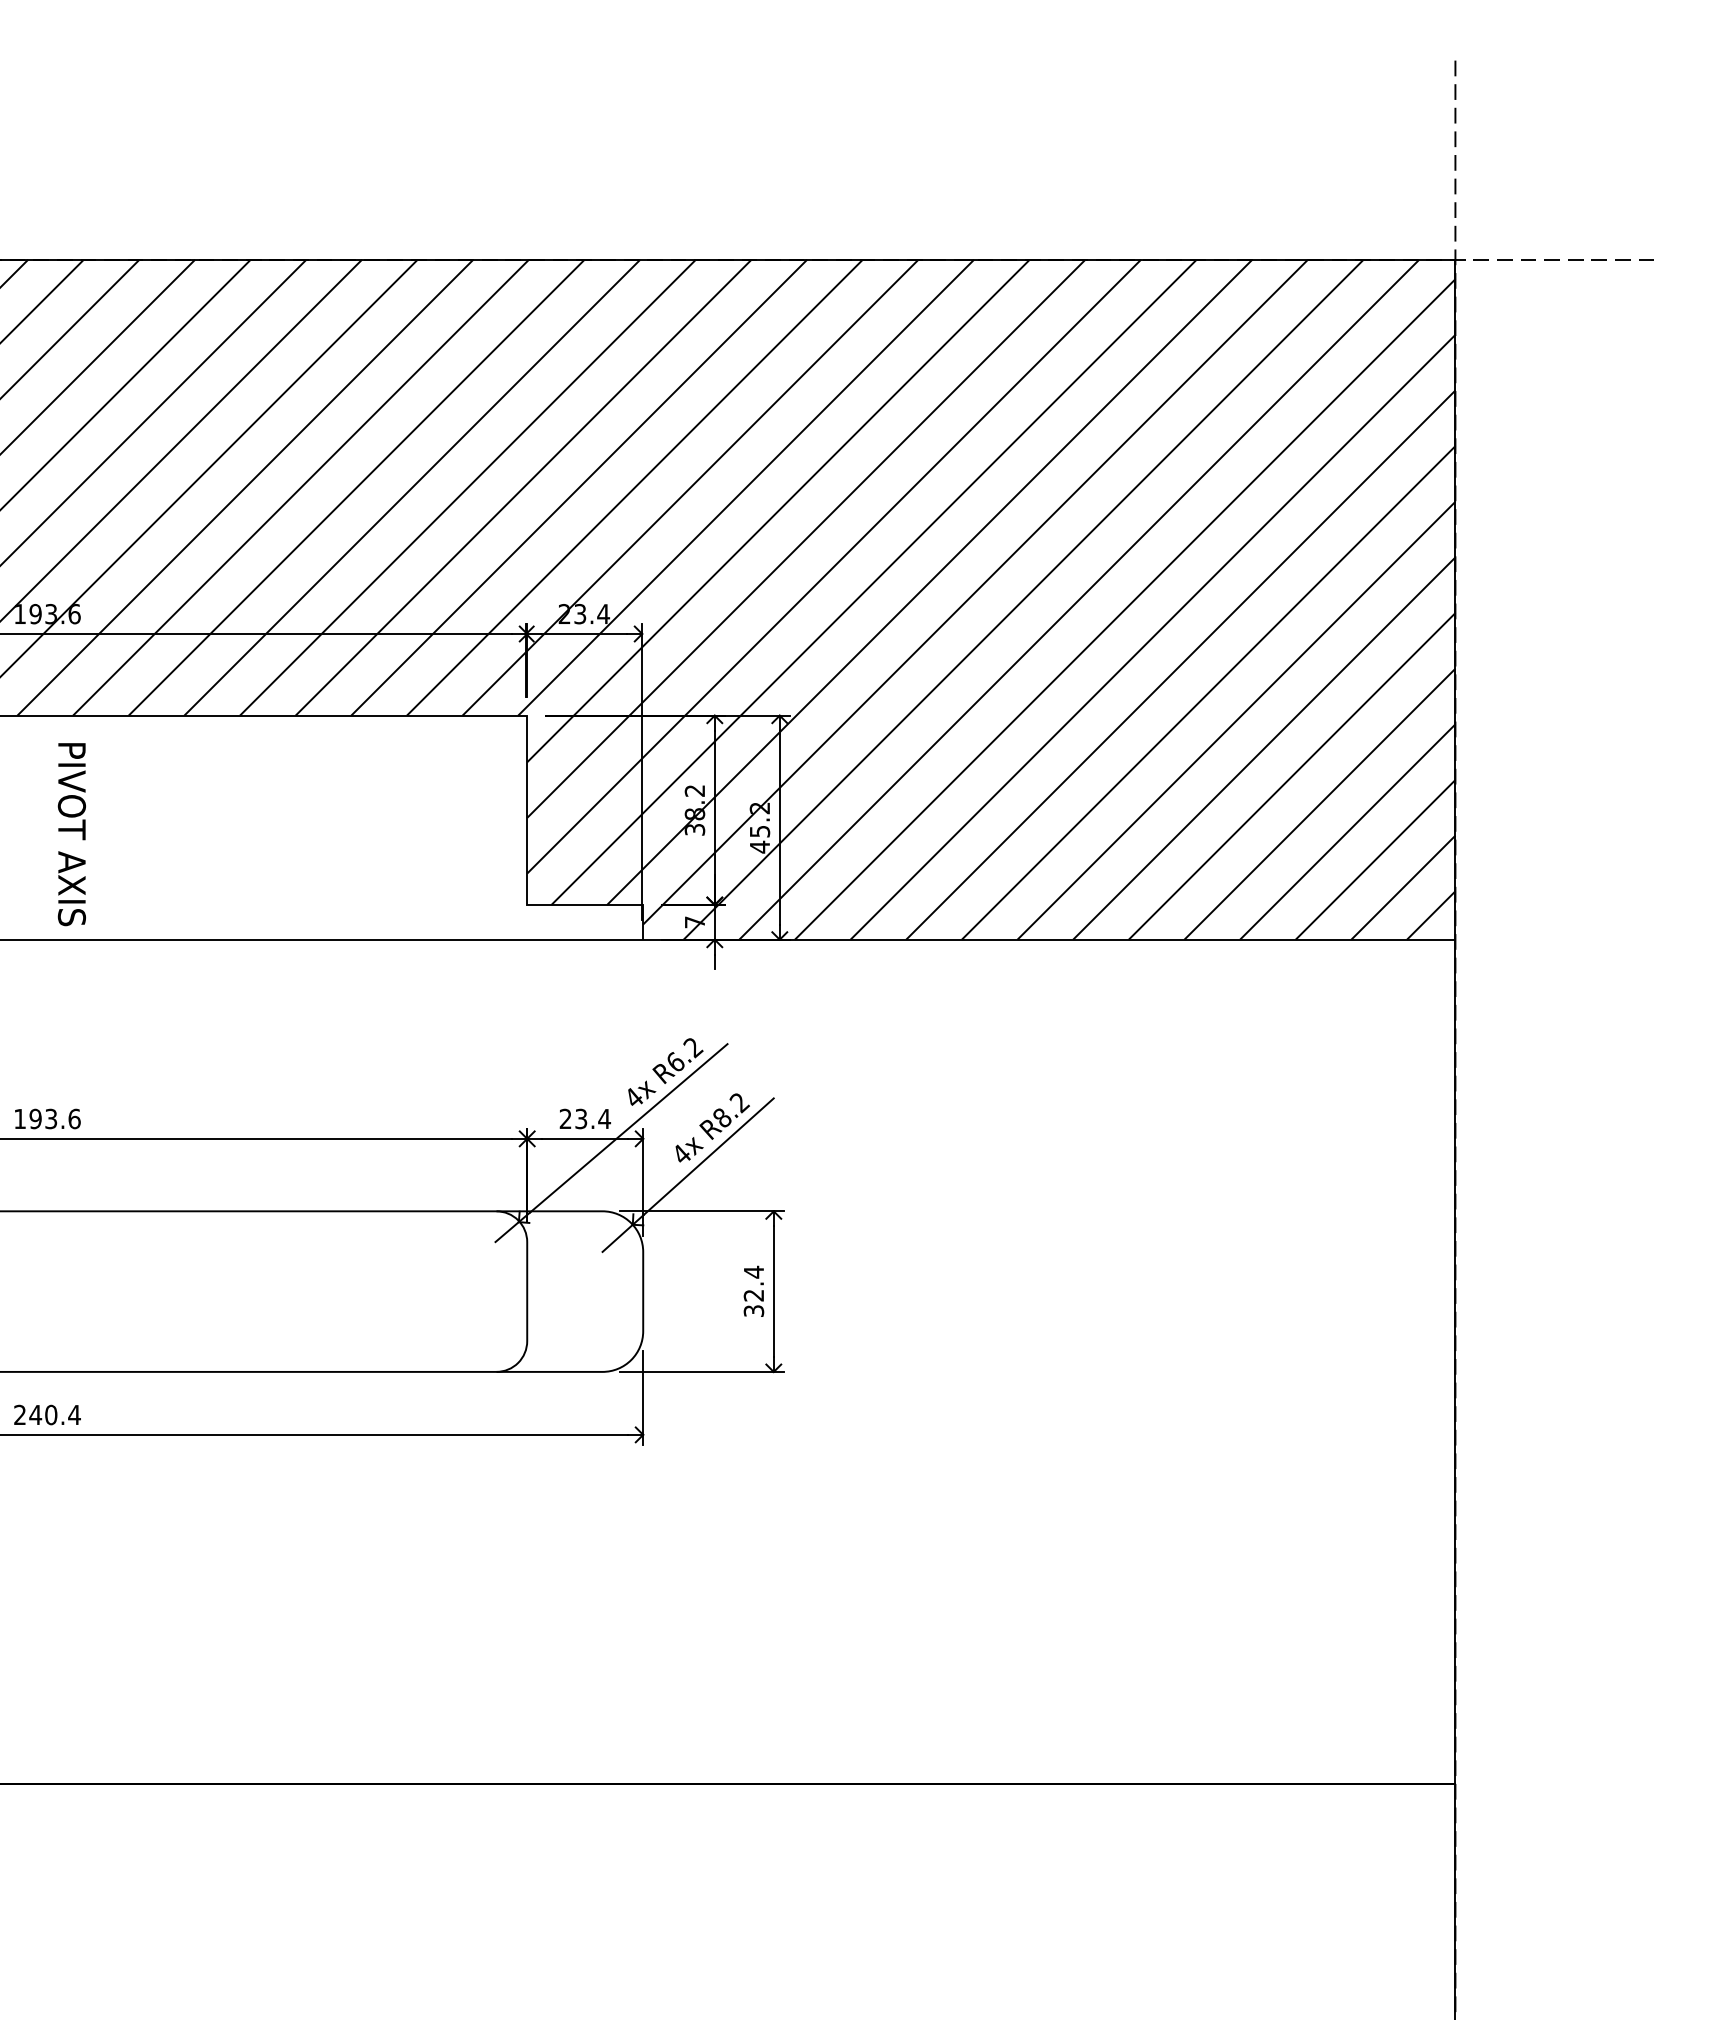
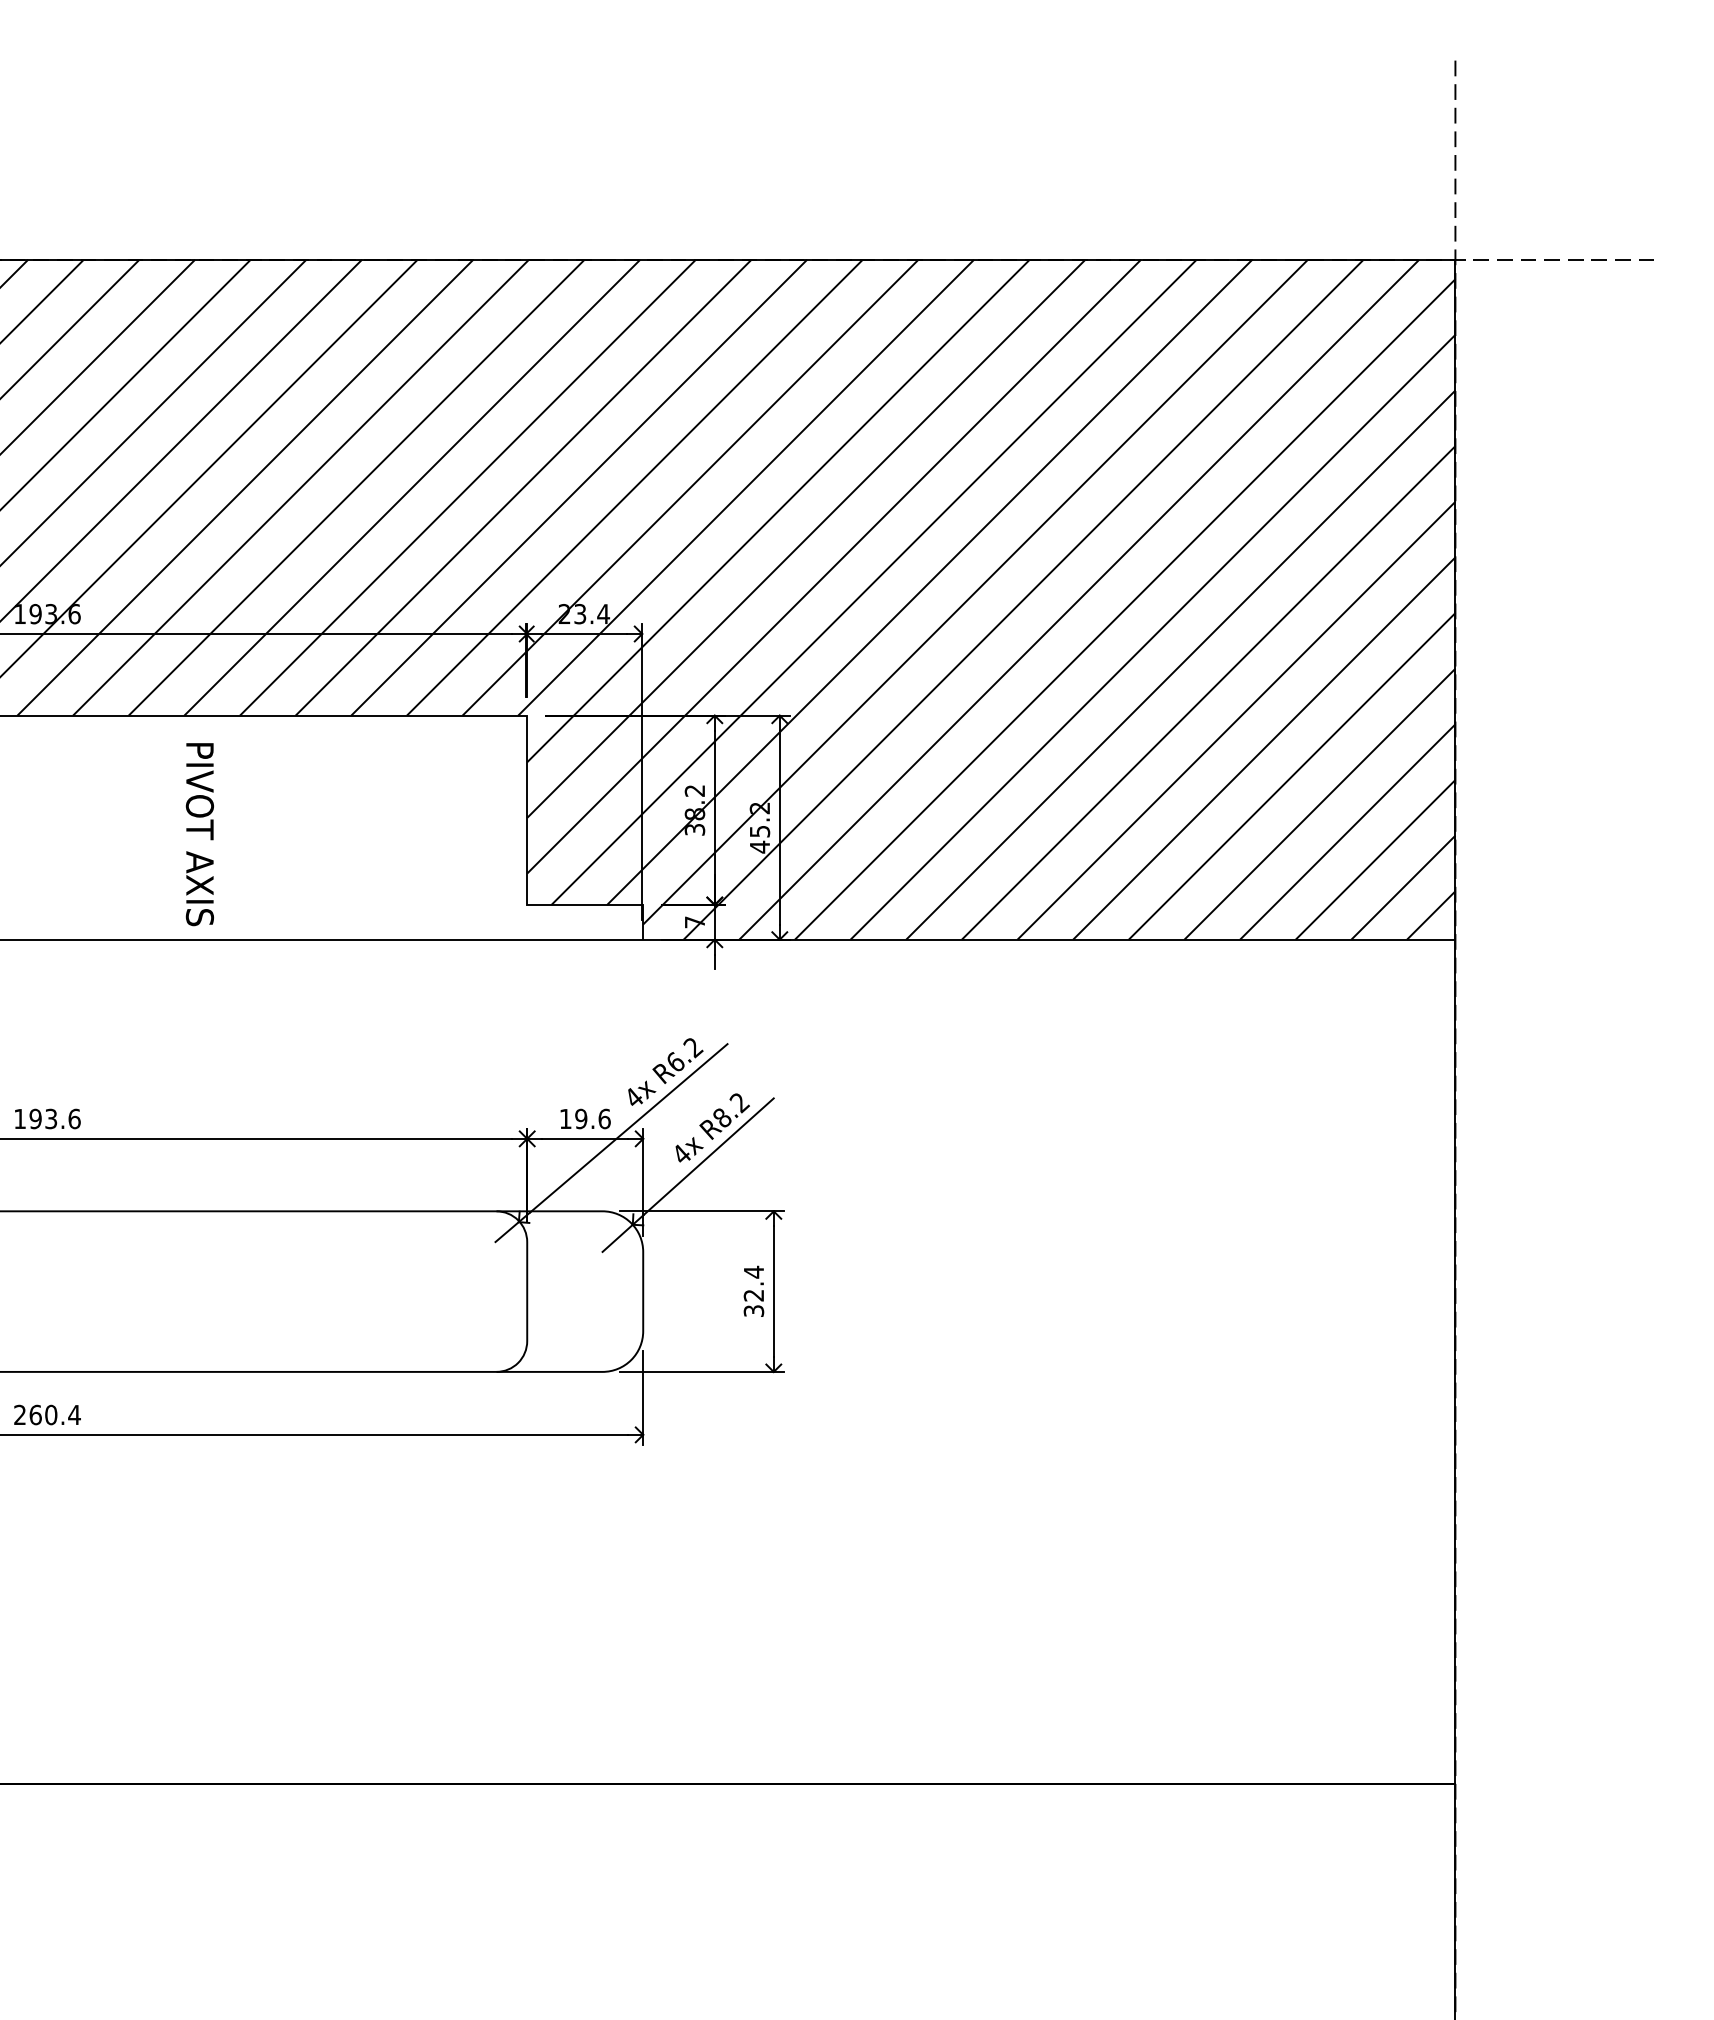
text position: (71, 834) -> (199, 834) (199, 834)
text: 23.4 -> 19.6 (585, 1118)
text: 240.4 -> 260.4 (35, 1414)
